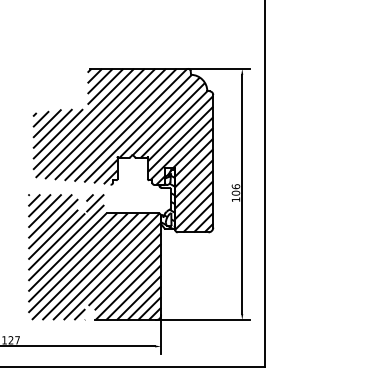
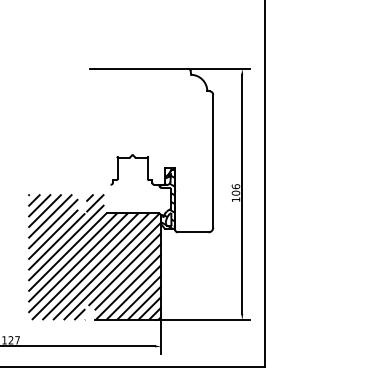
hatch: present -> none (123, 150)
